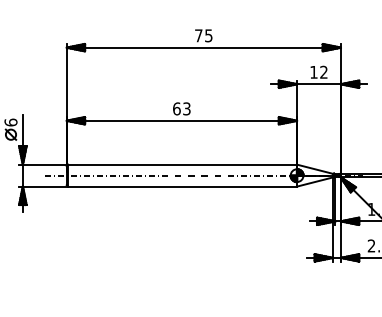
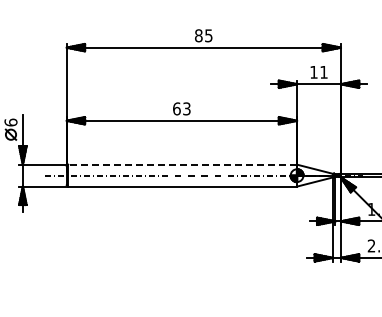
text: 75 -> 85 (198, 35)
text: 12 -> 11 (323, 71)
line: solid -> dashed (182, 164)
